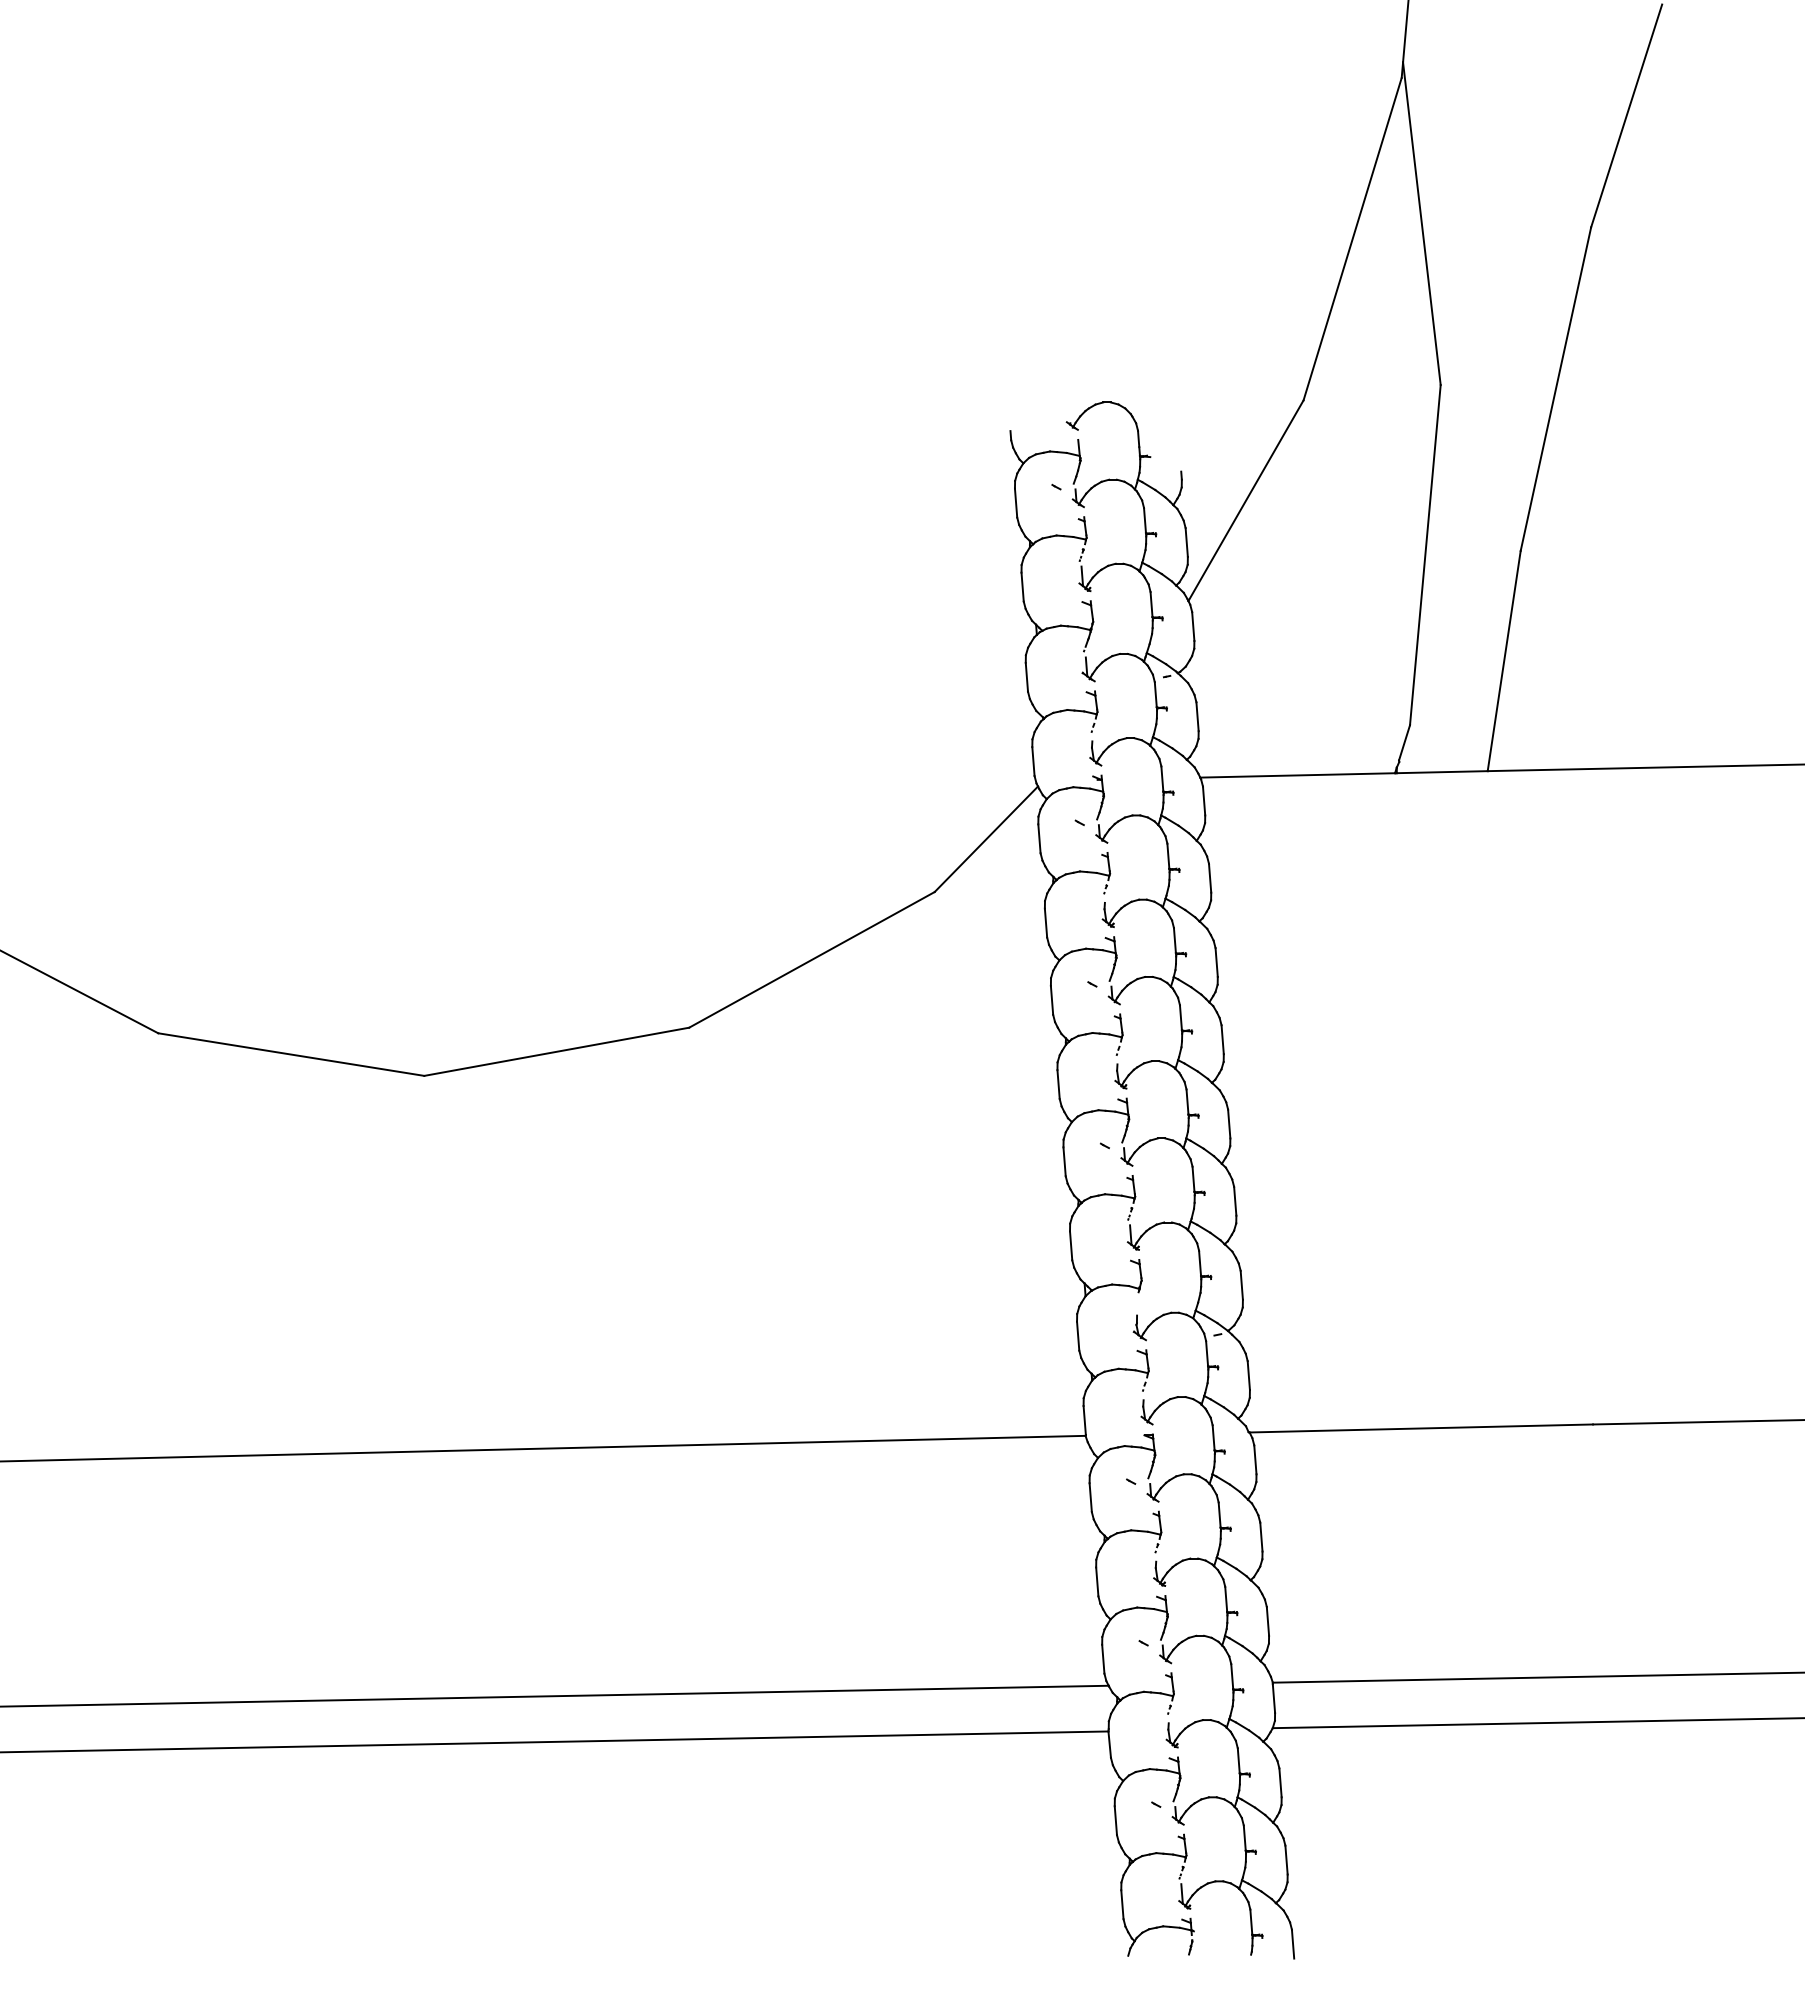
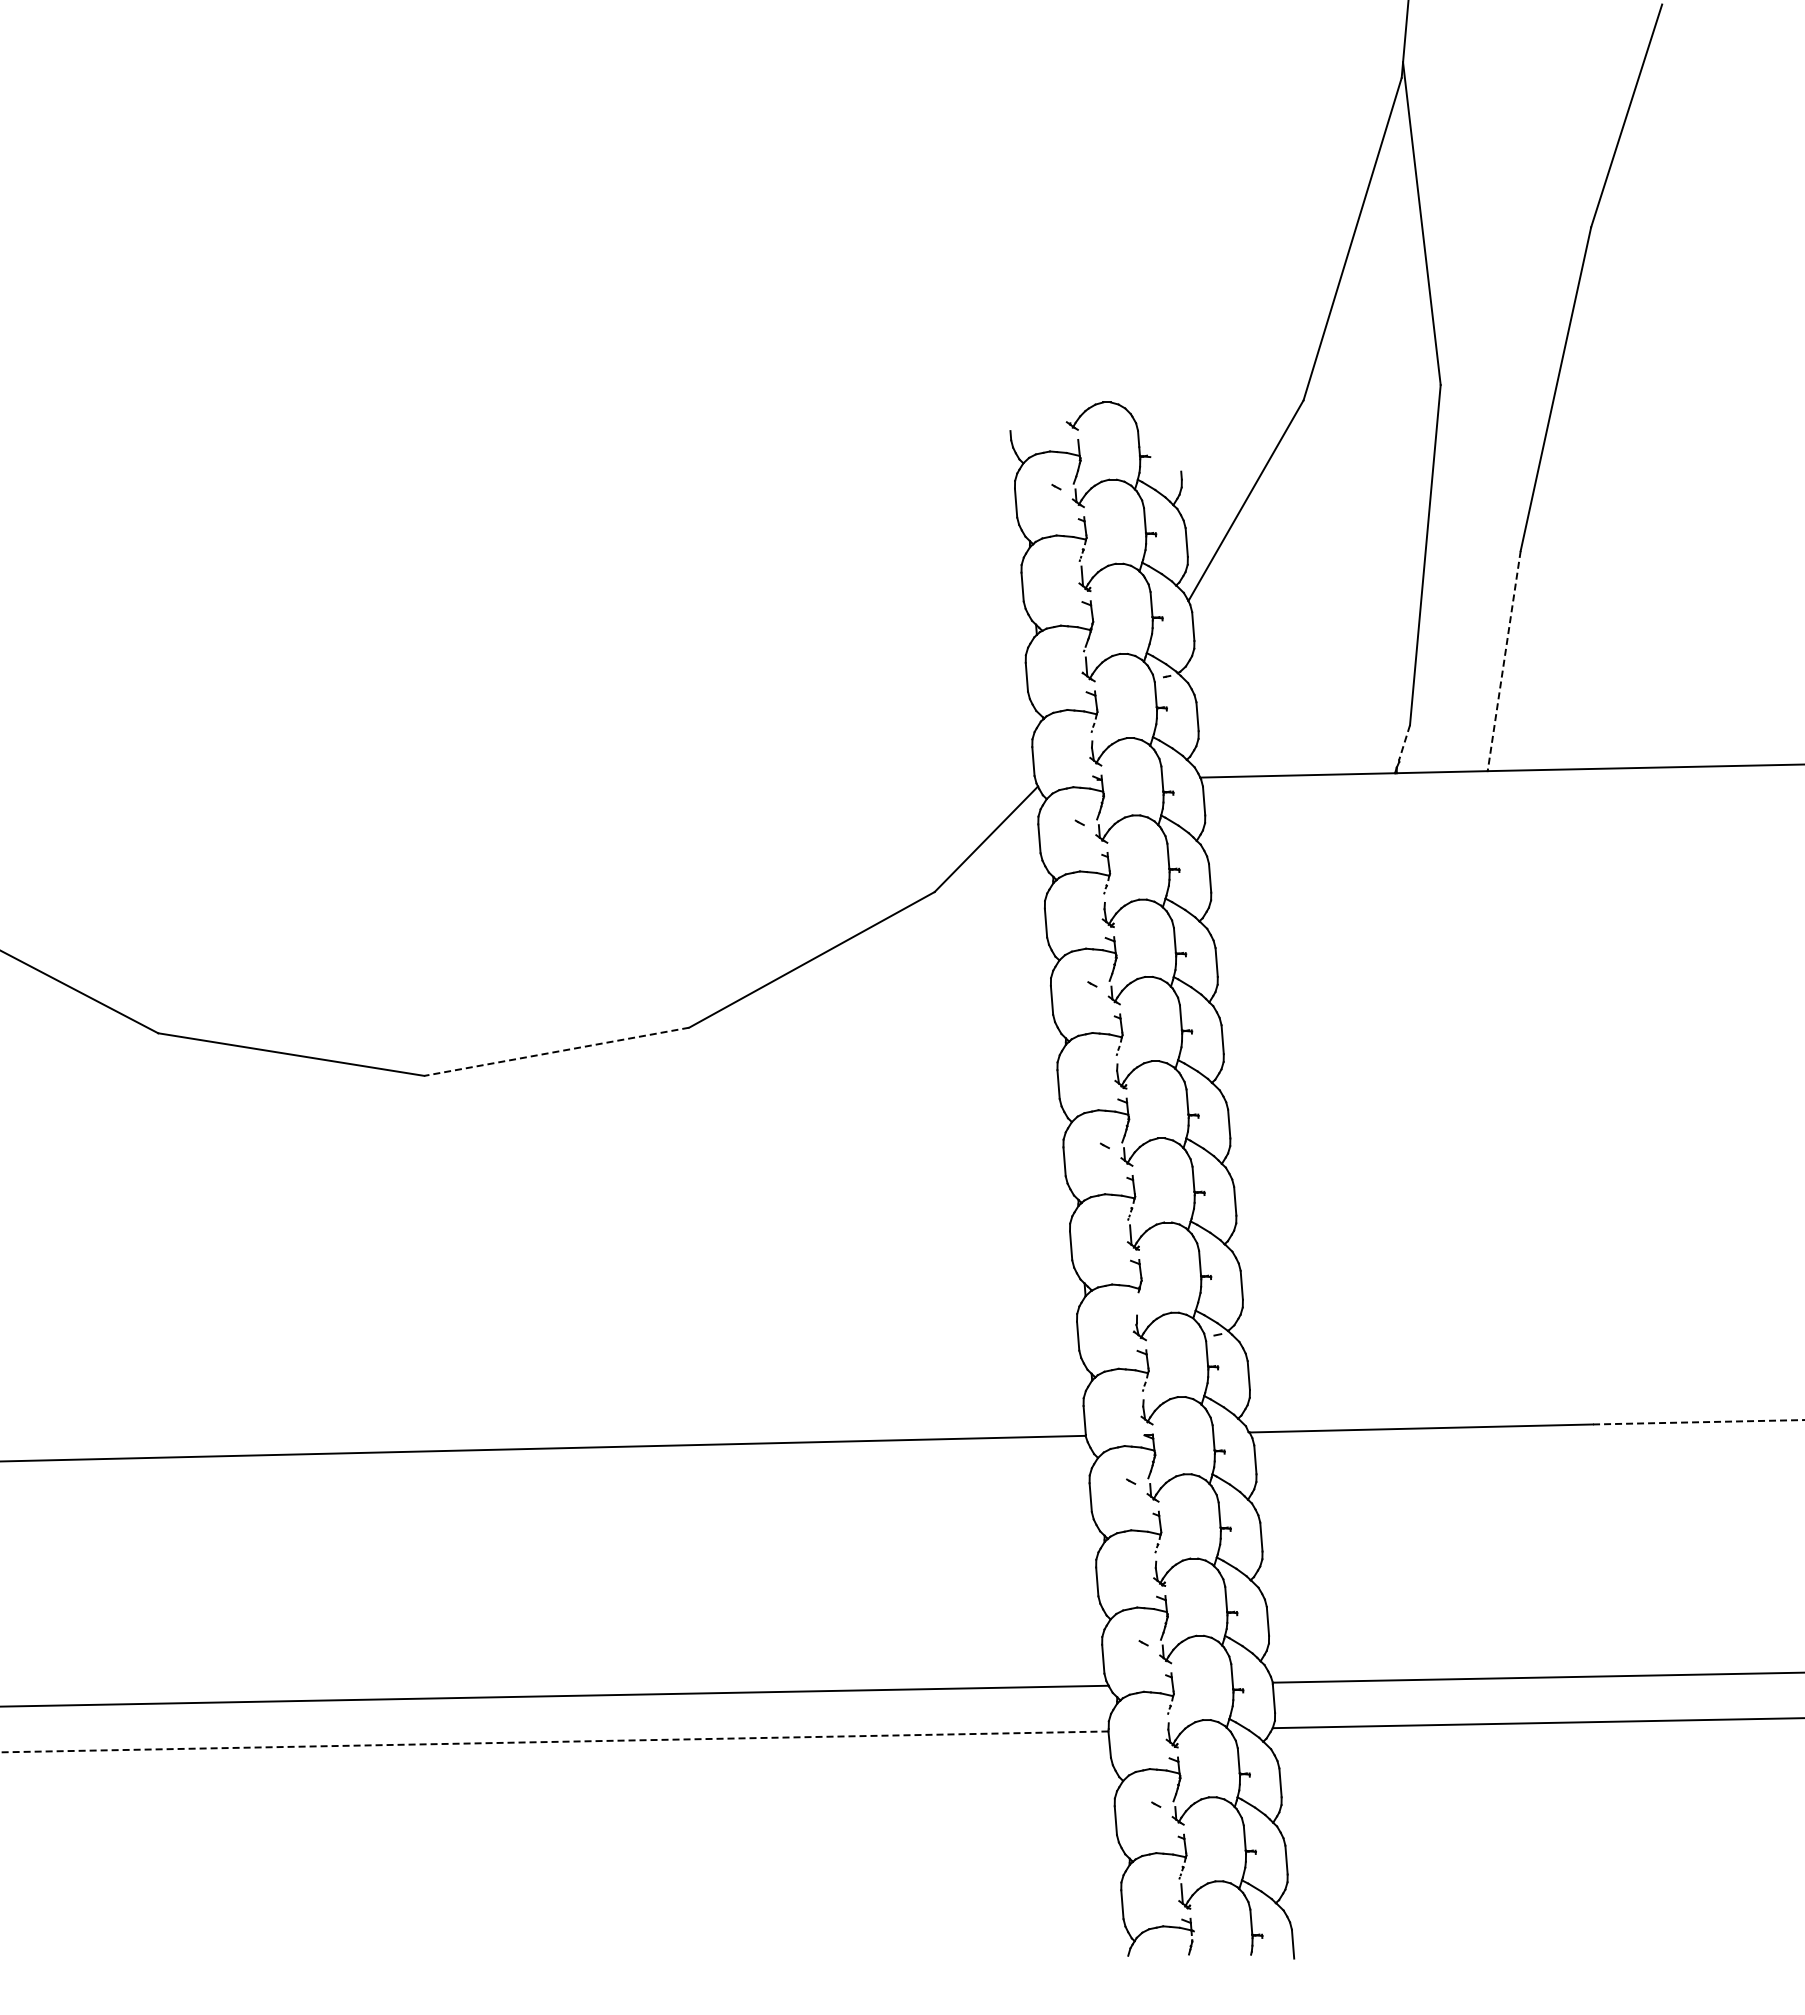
line: solid -> dashed (1504, 661)
line: solid -> dashed (1404, 743)
line: solid -> dashed (556, 1051)
line: solid -> dashed (1699, 1422)
line: solid -> dashed (554, 1741)
